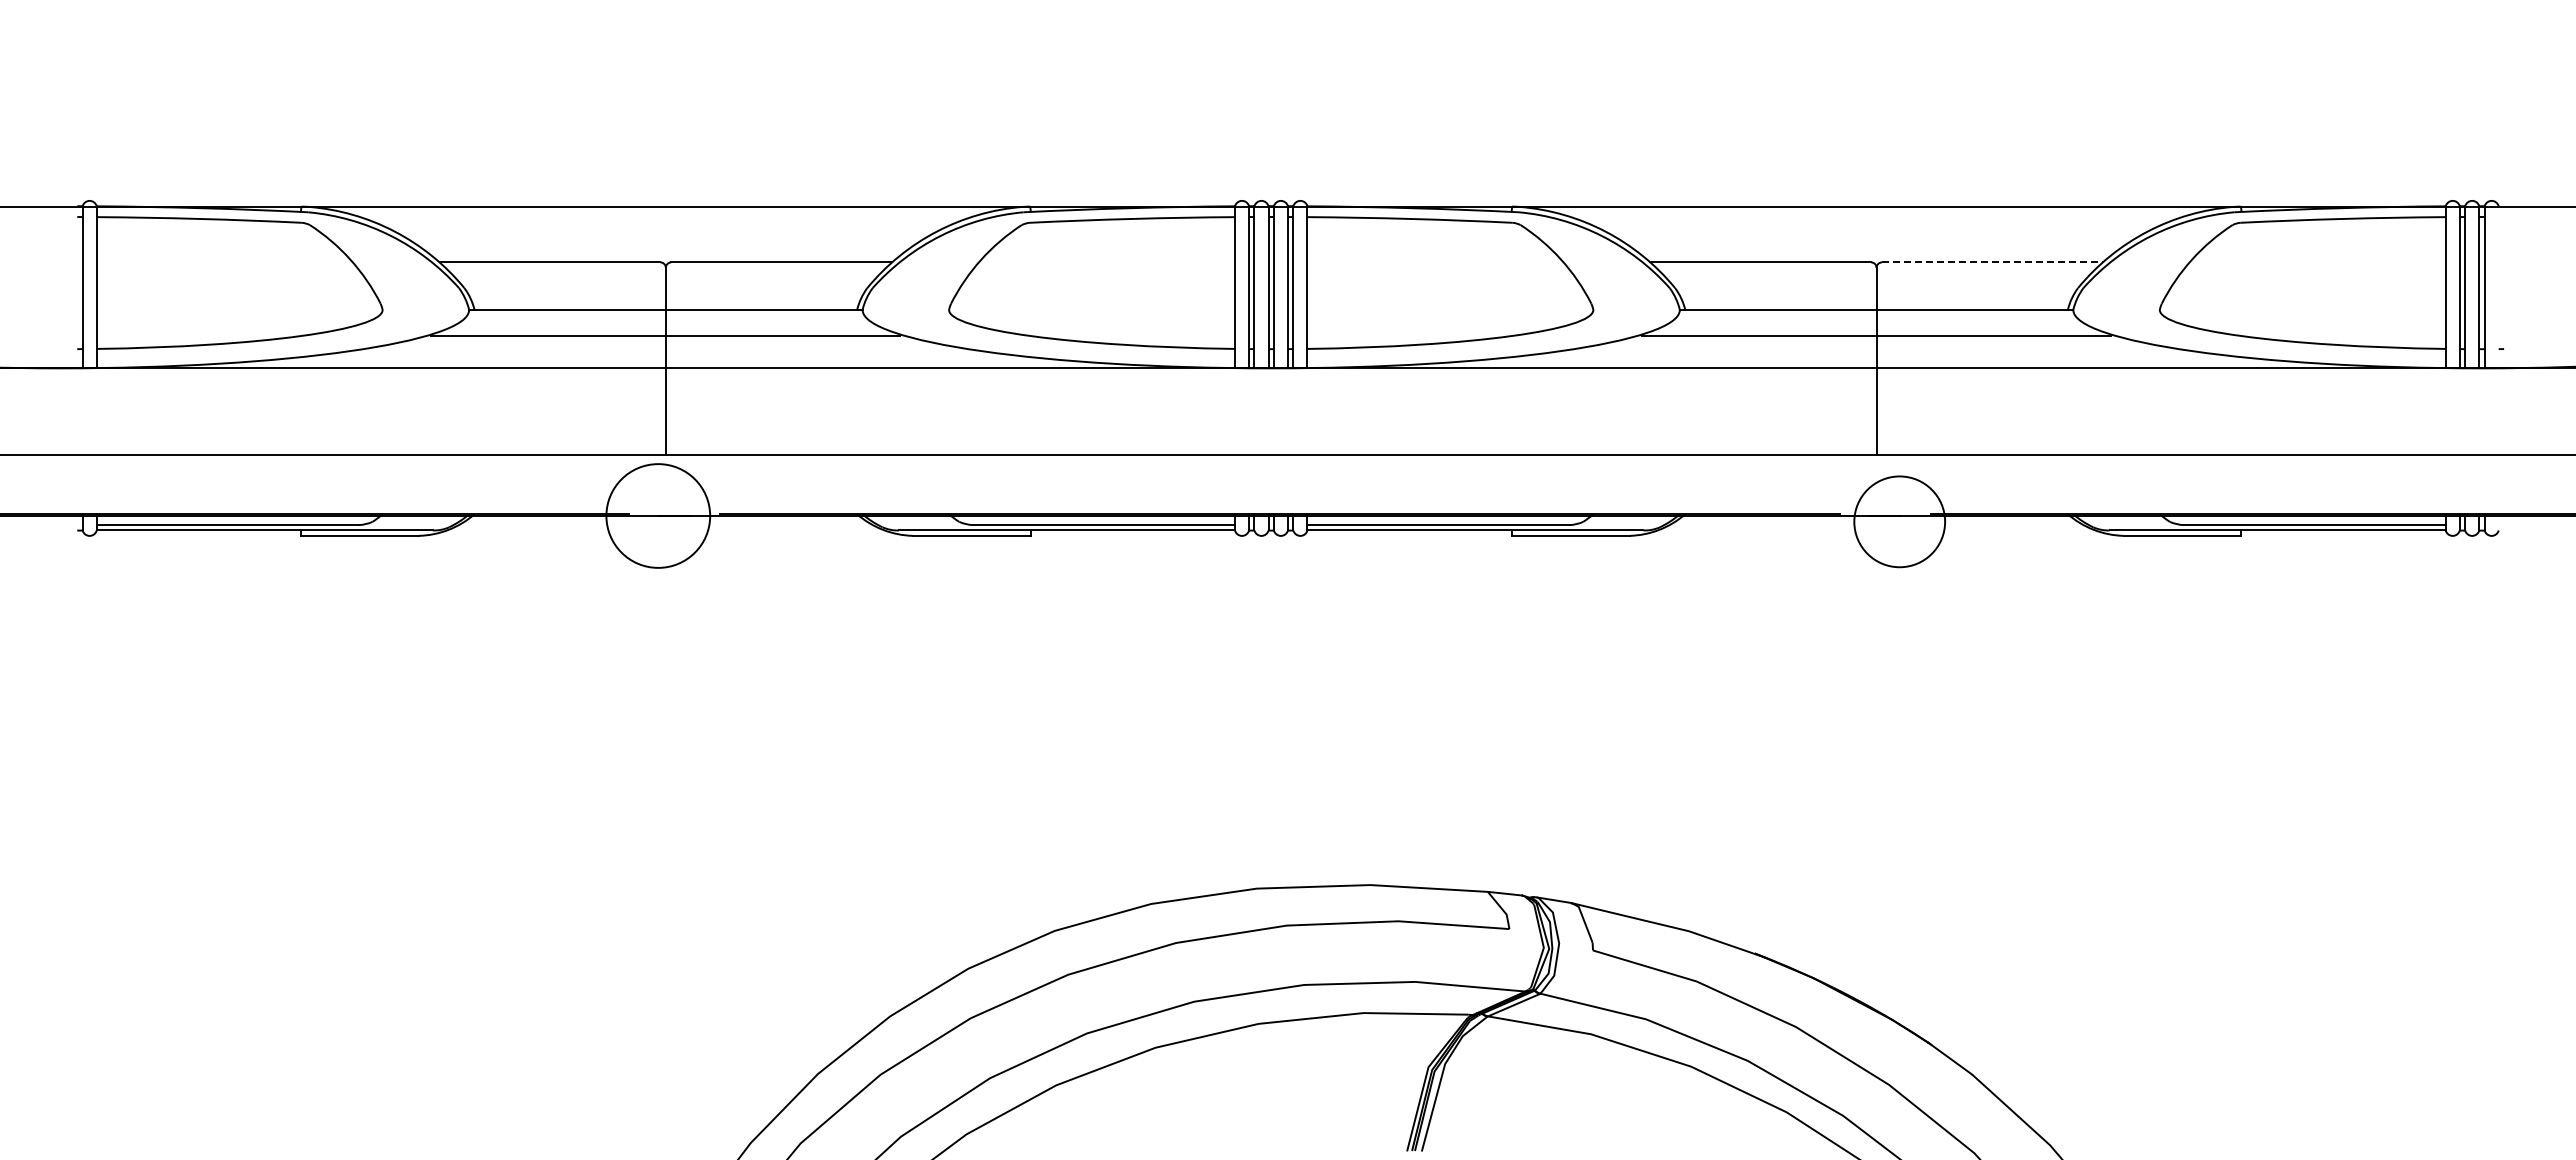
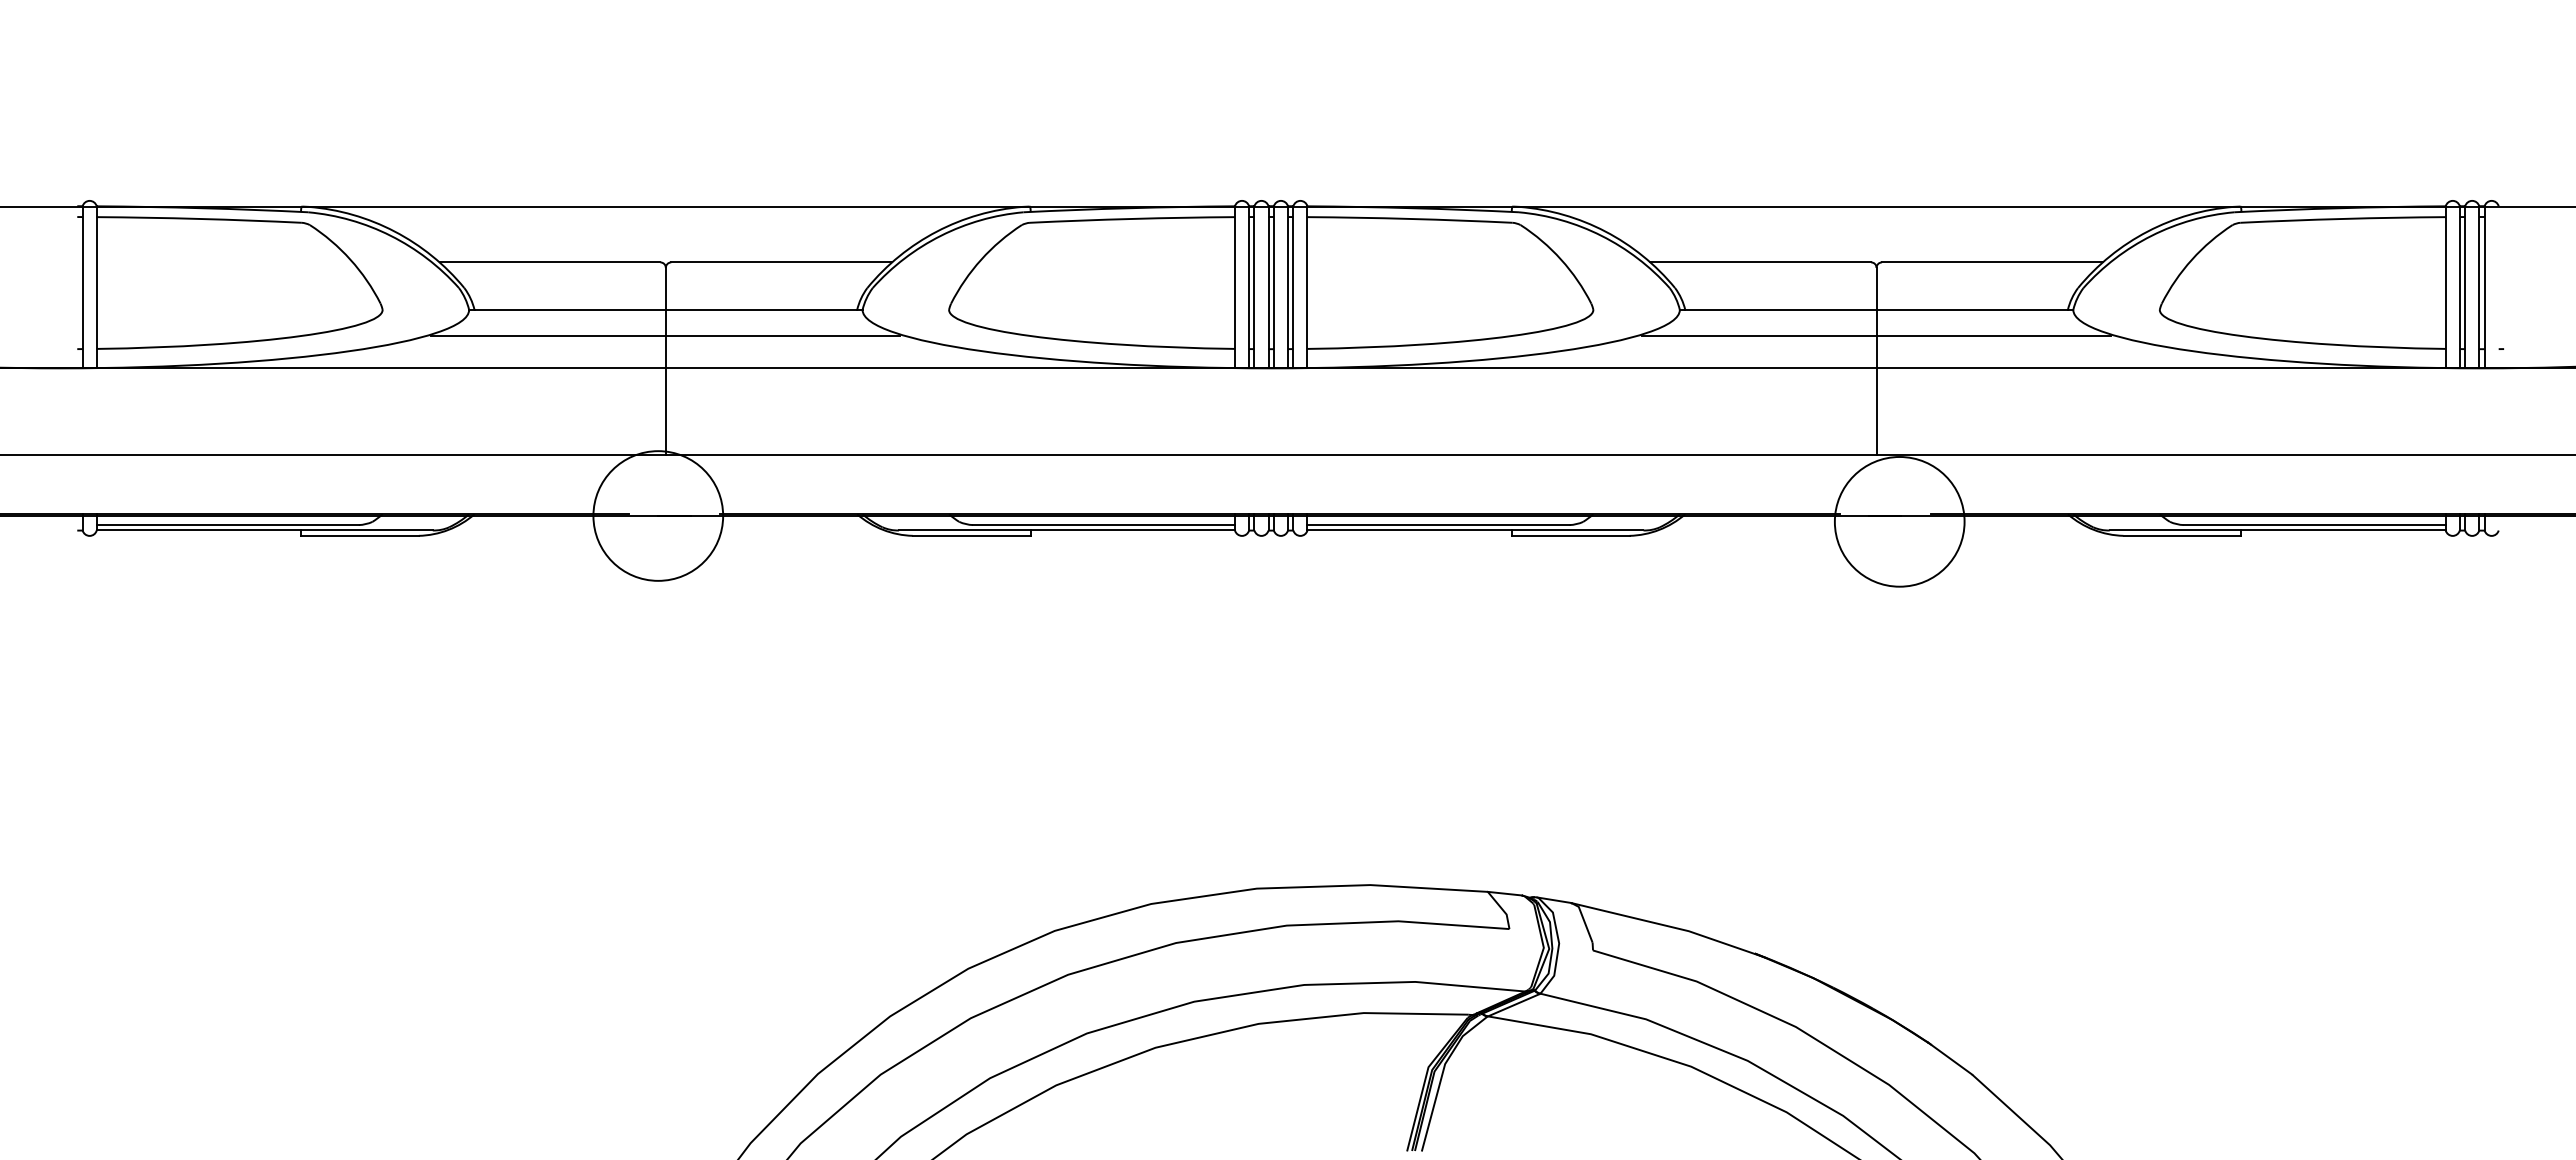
line: dashed -> solid (1992, 262)
circle diameter: 104 px -> 130 px (658, 515)
circle diameter: 91 px -> 130 px (1899, 521)
